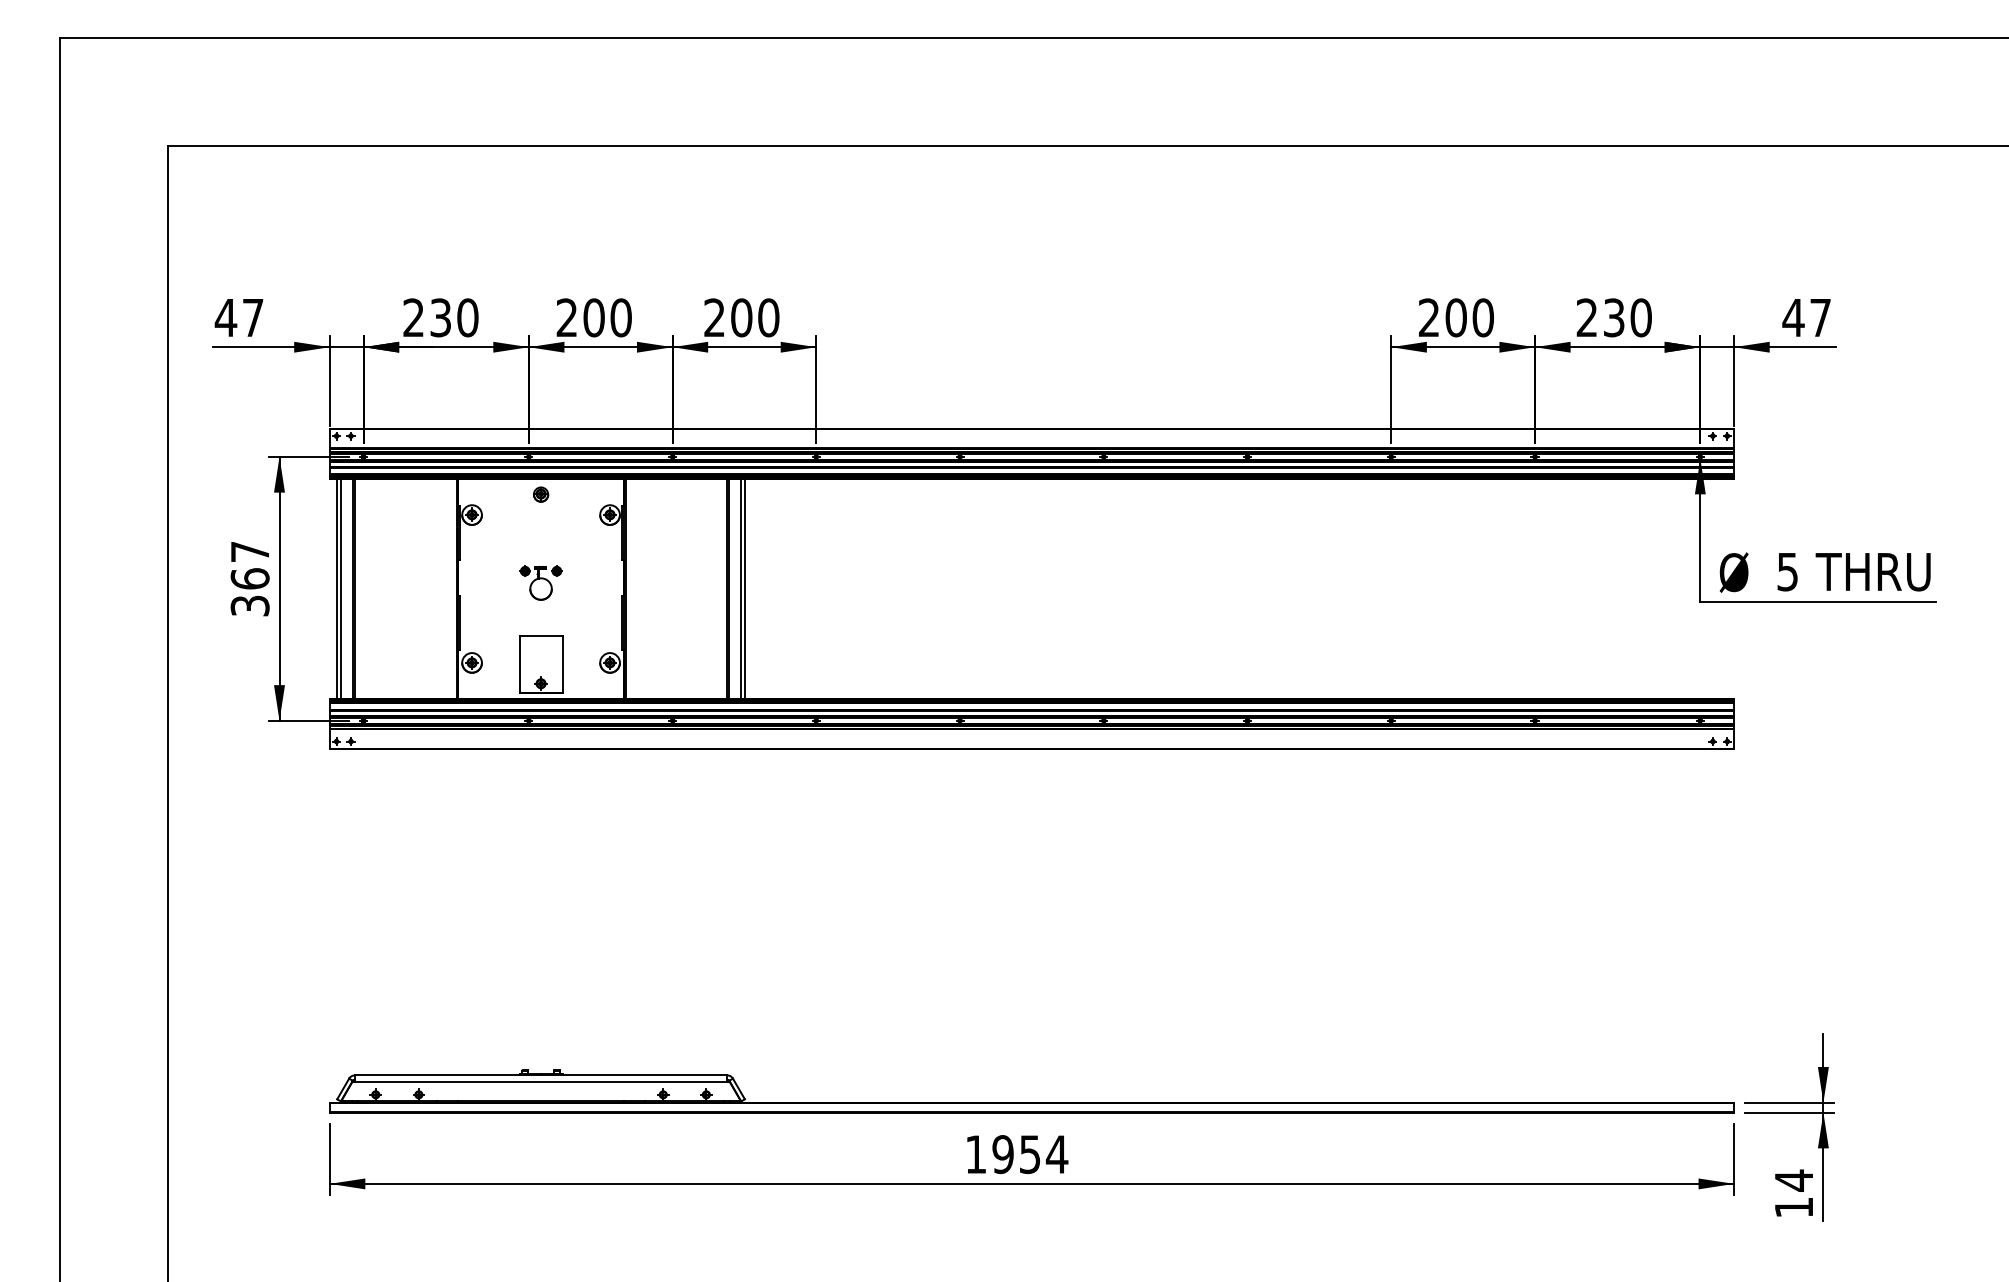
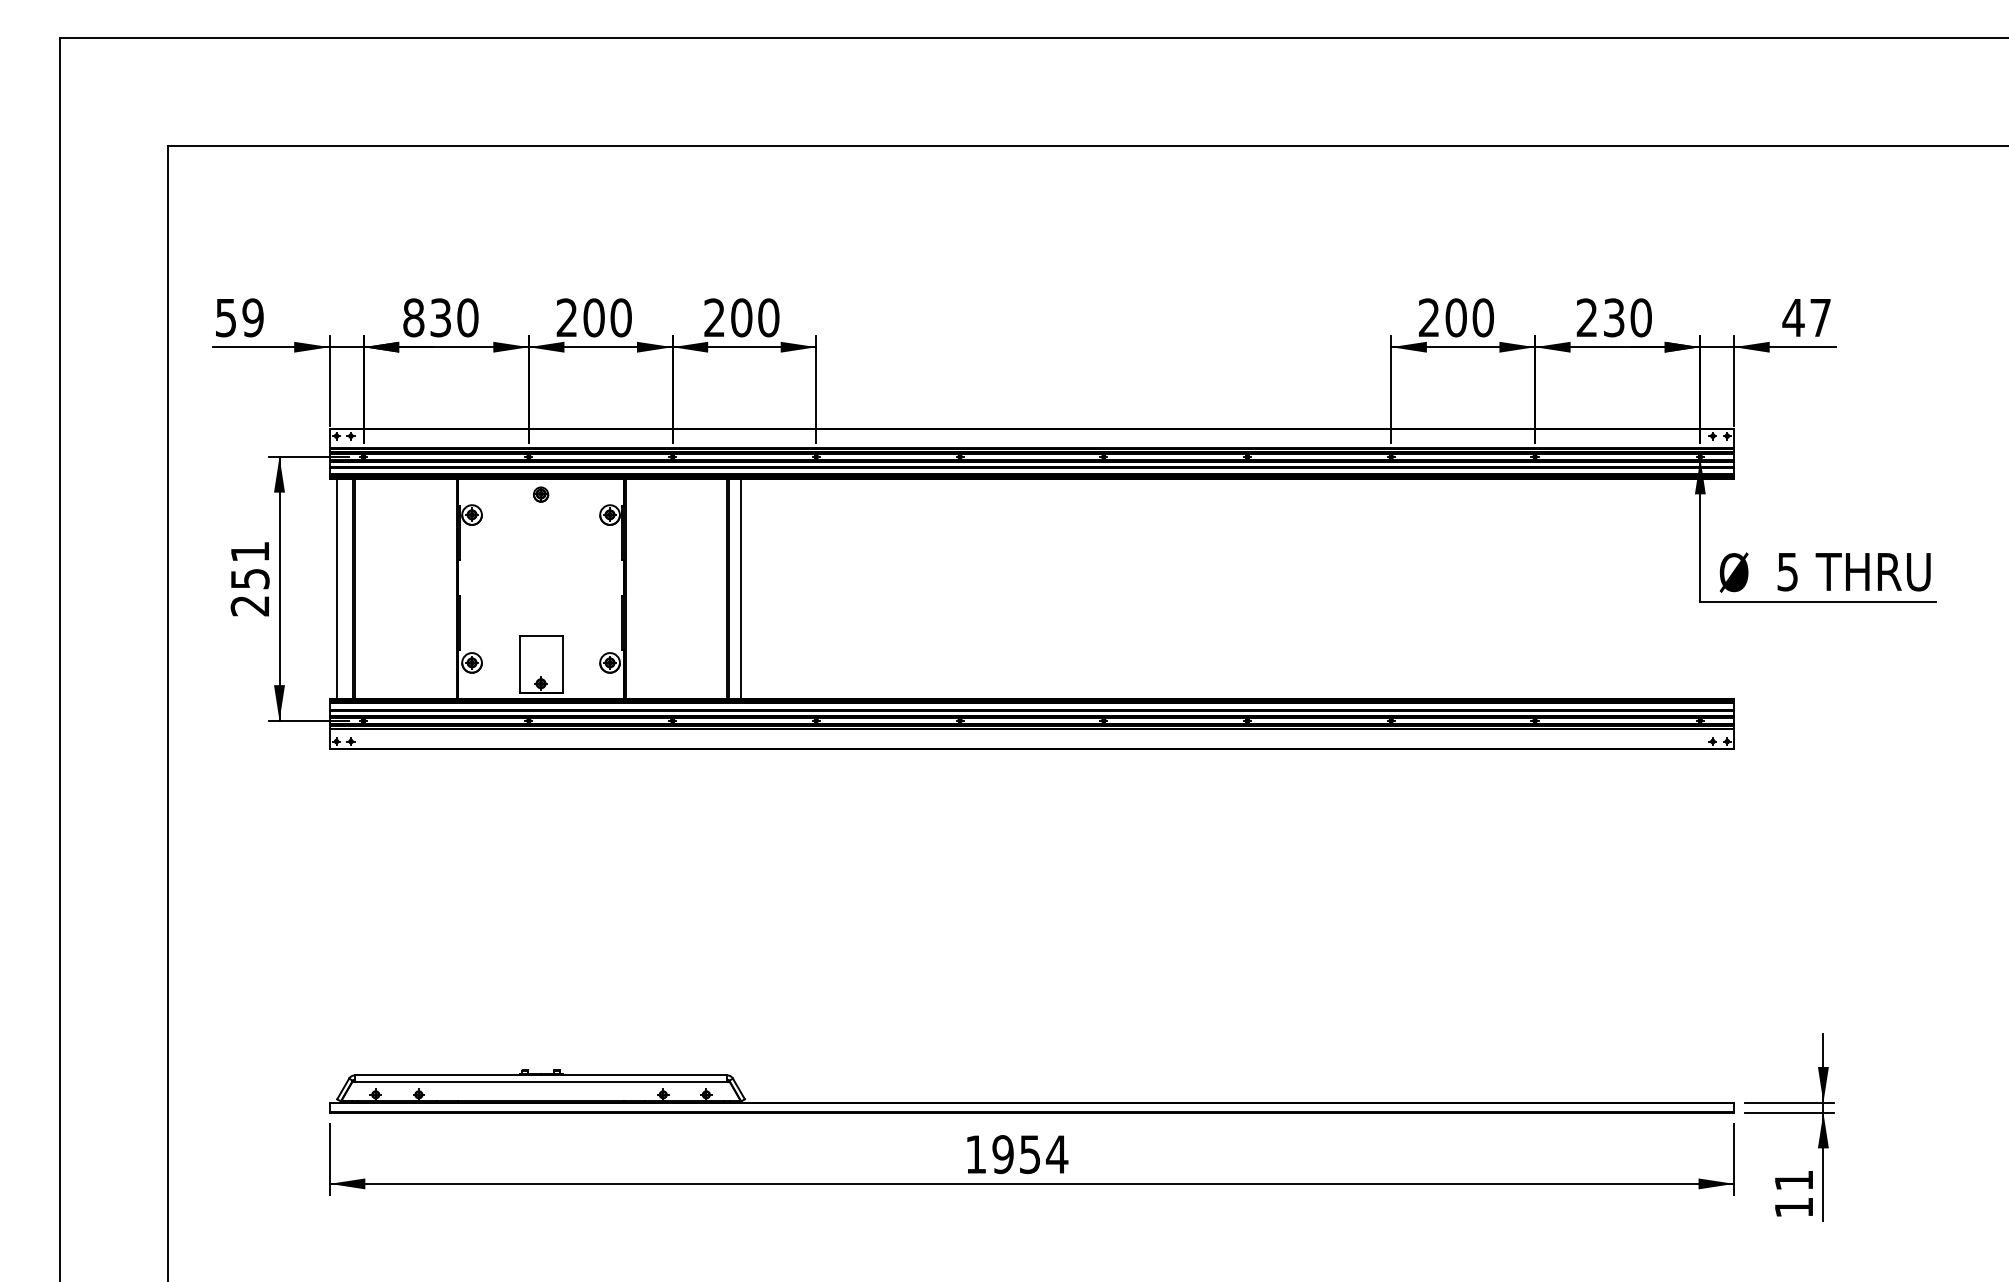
text: 47 -> 59 (238, 317)
text: 230 -> 830 (413, 317)
text: 367 -> 251 (249, 579)
part: present -> none (540, 582)
line: present -> none (340, 588)
line: present -> none (744, 588)
text: 14 -> 11 (1793, 1180)
